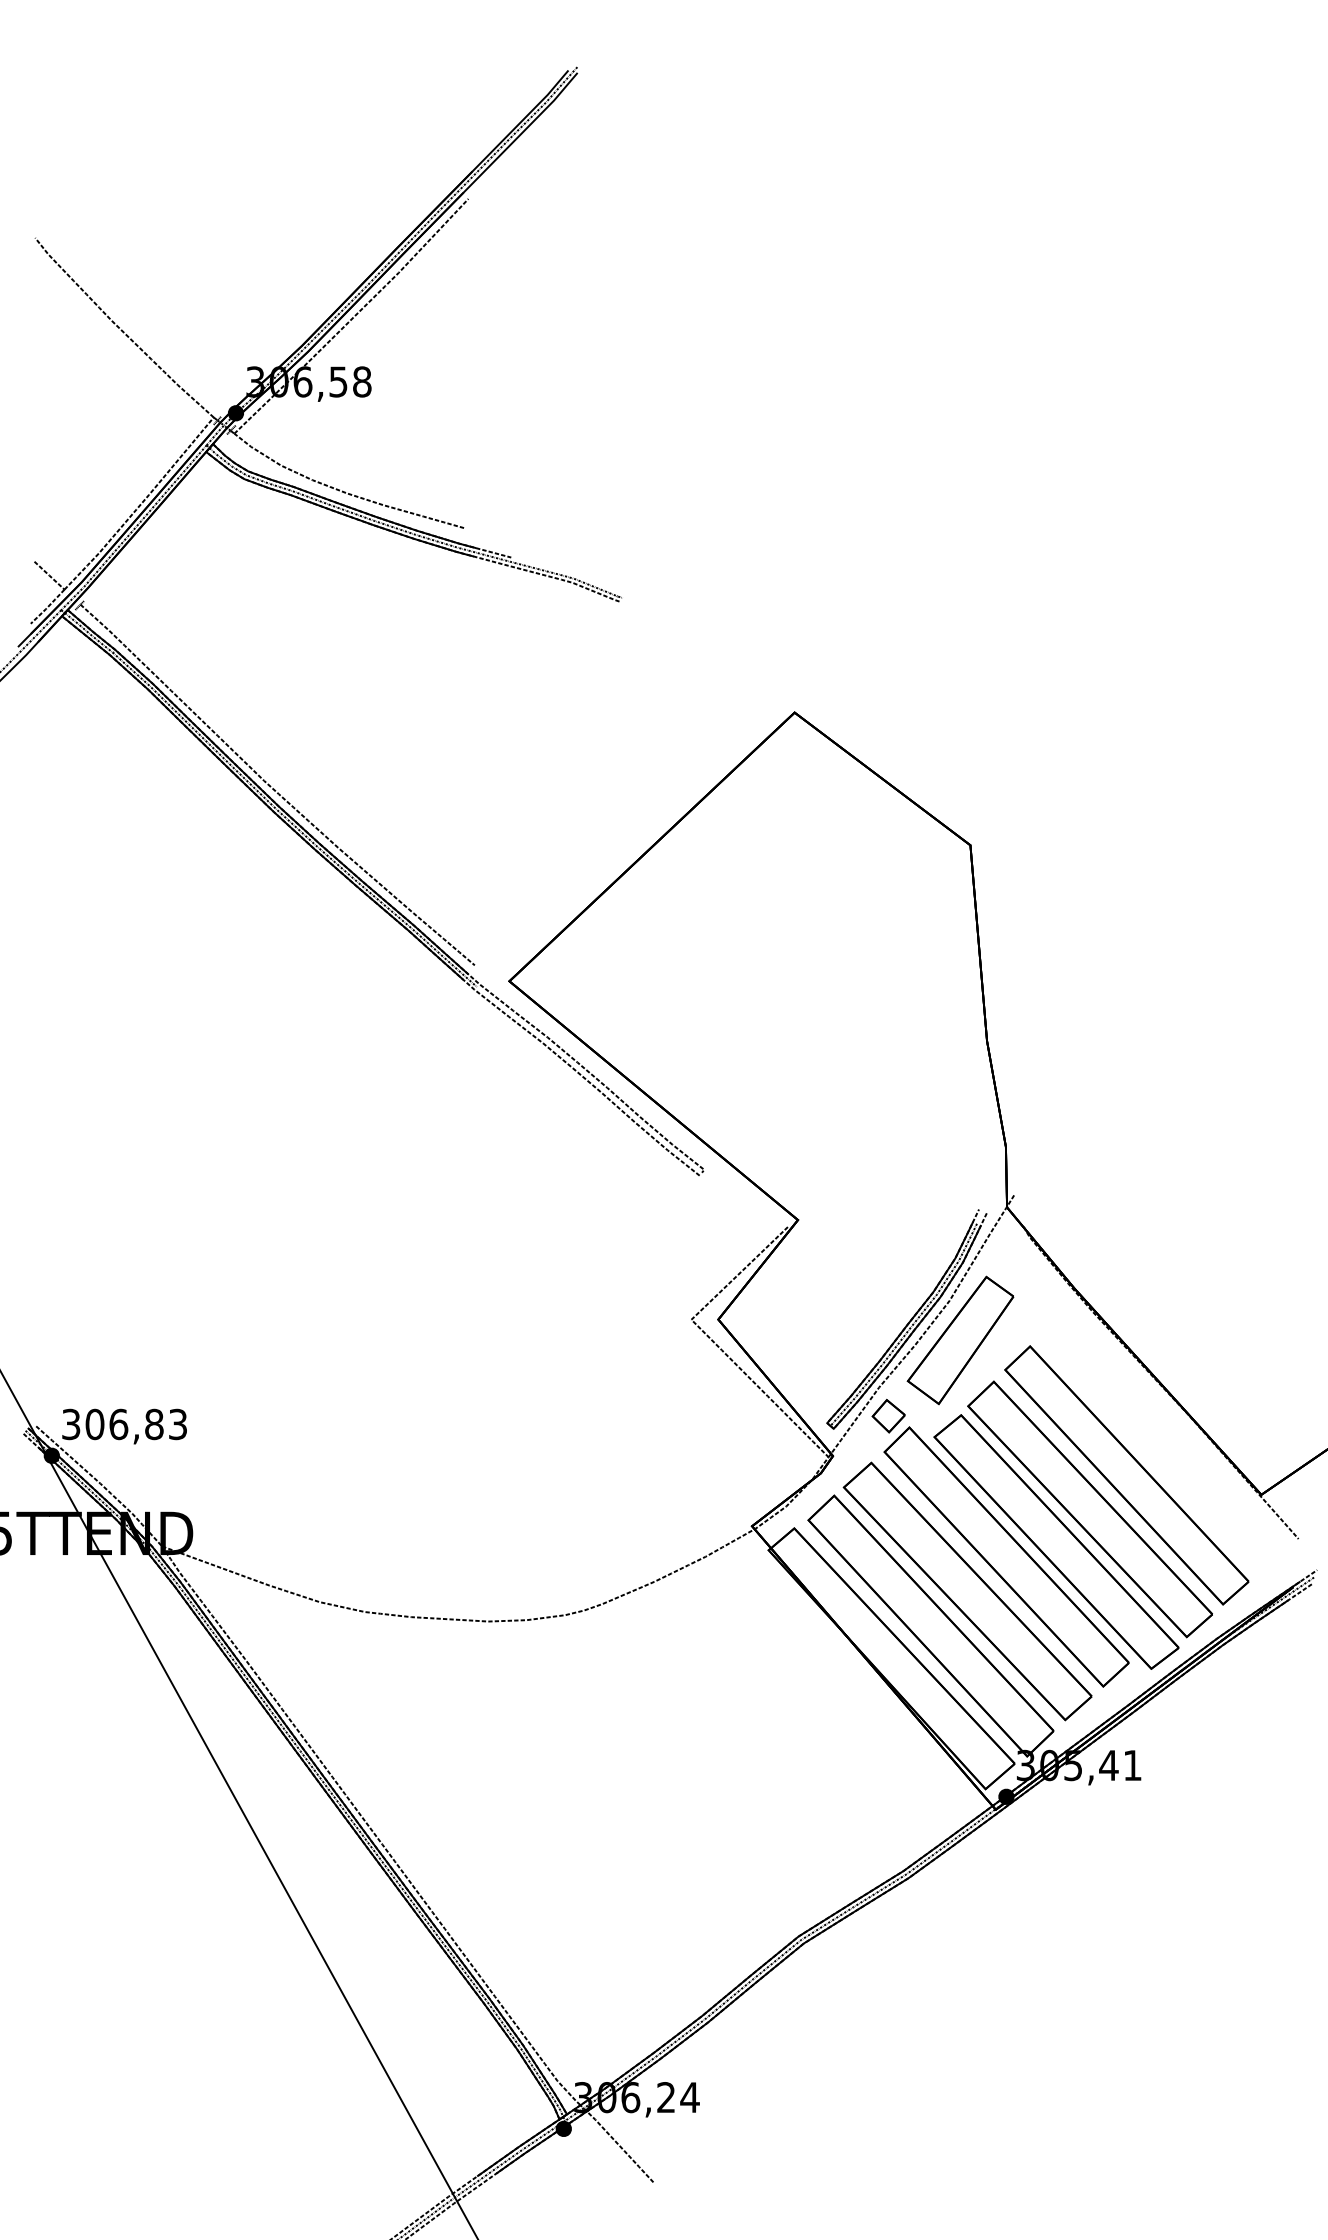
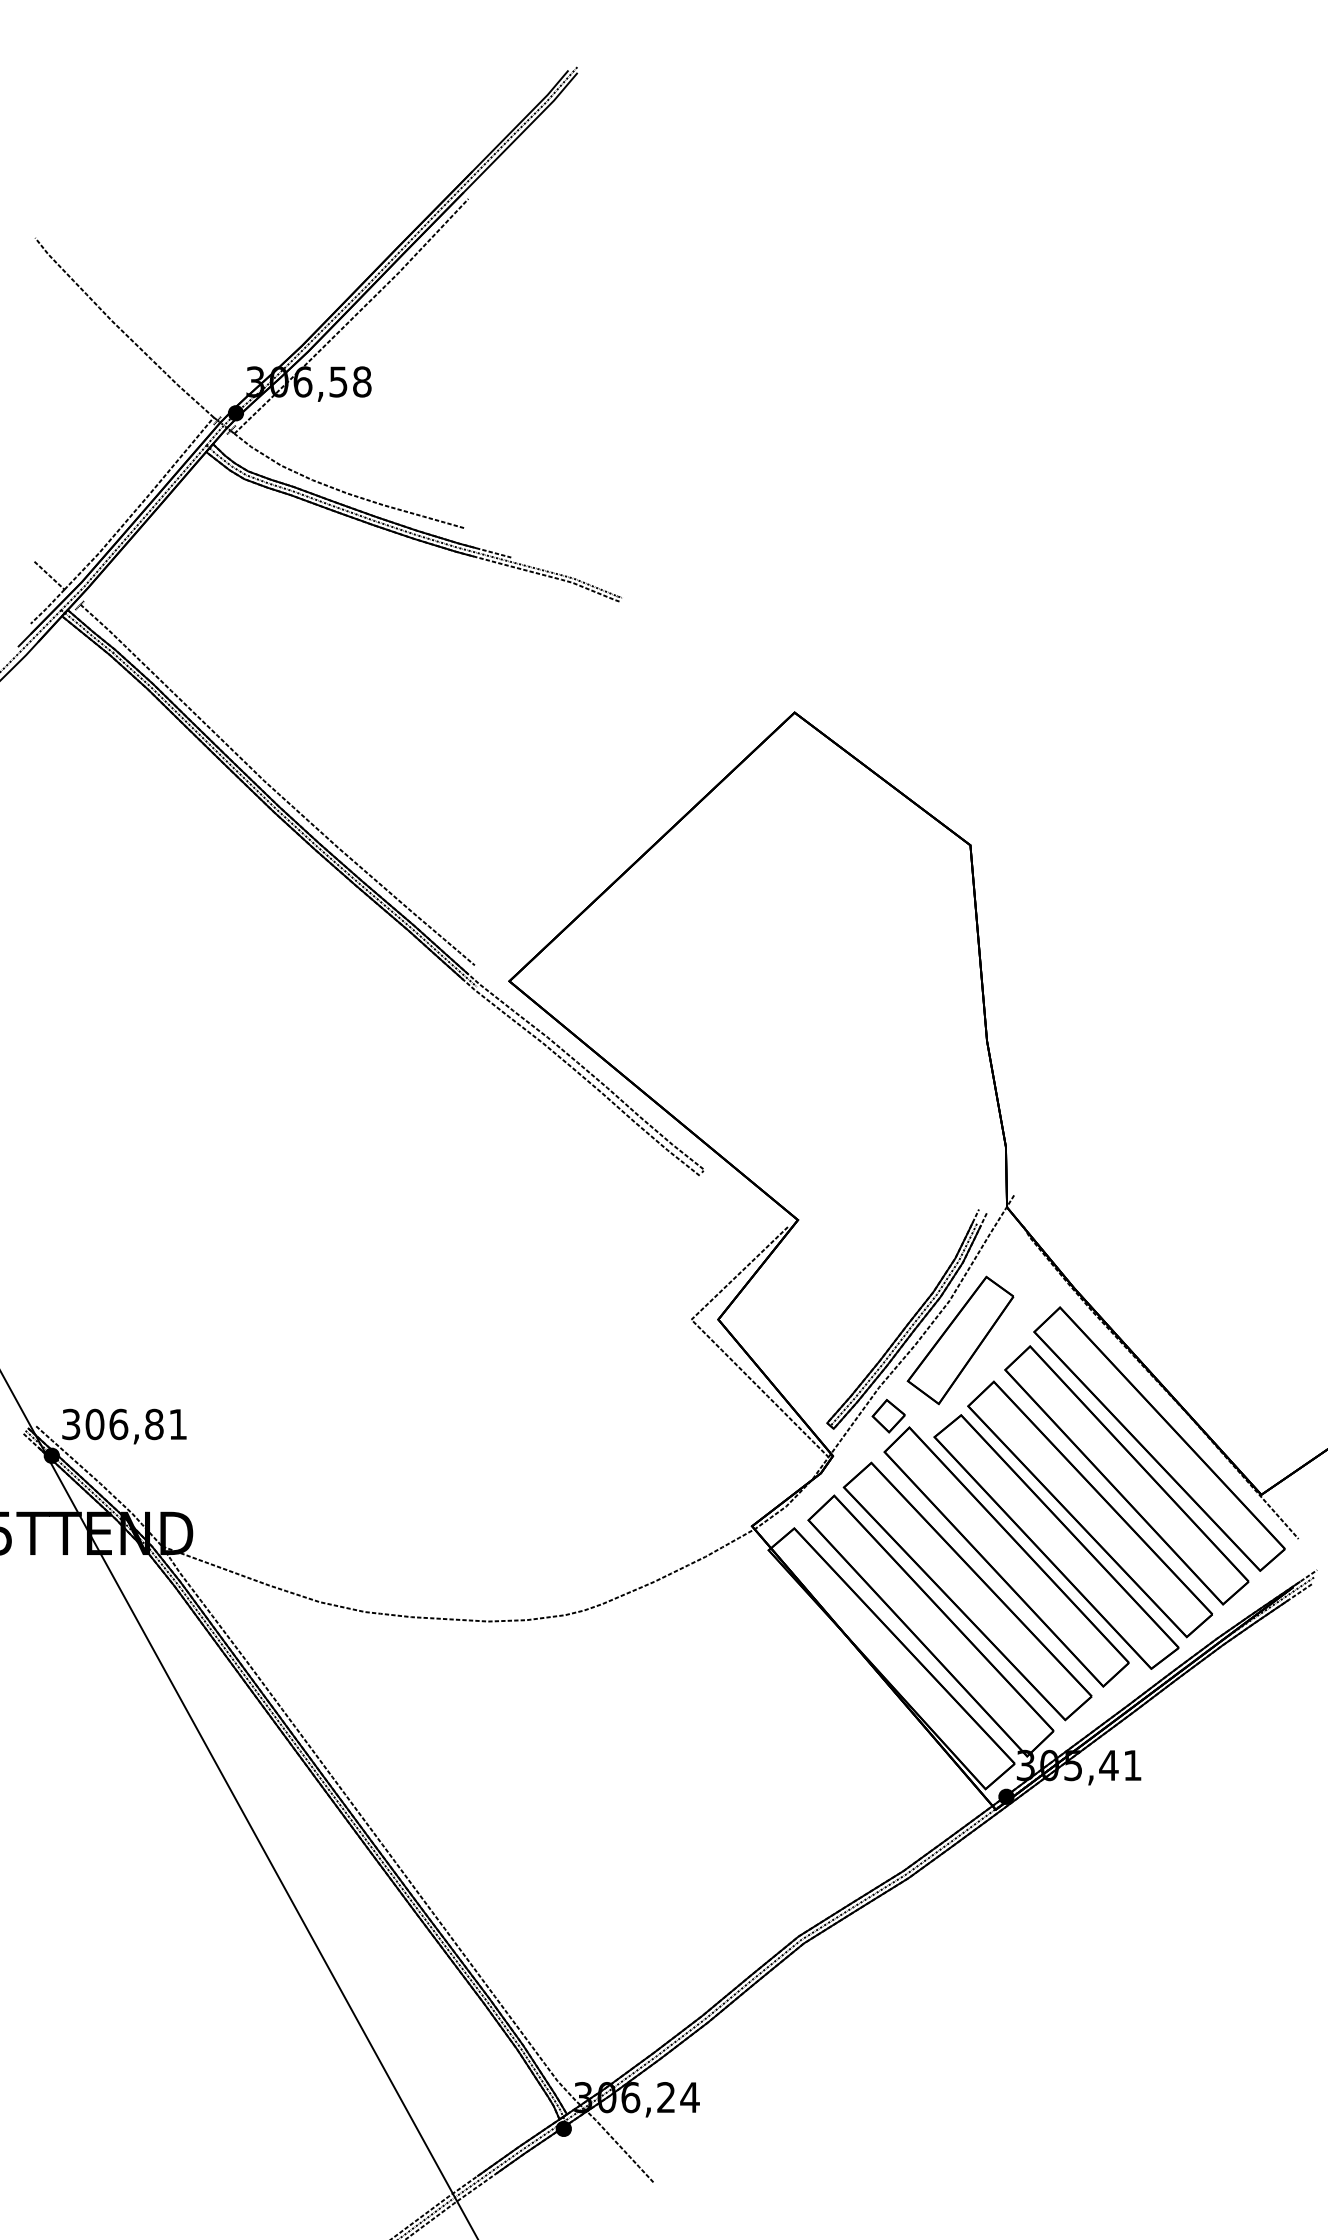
text: 306,83 -> 306,81 (177, 1424)
part: none -> present (1159, 1438)
